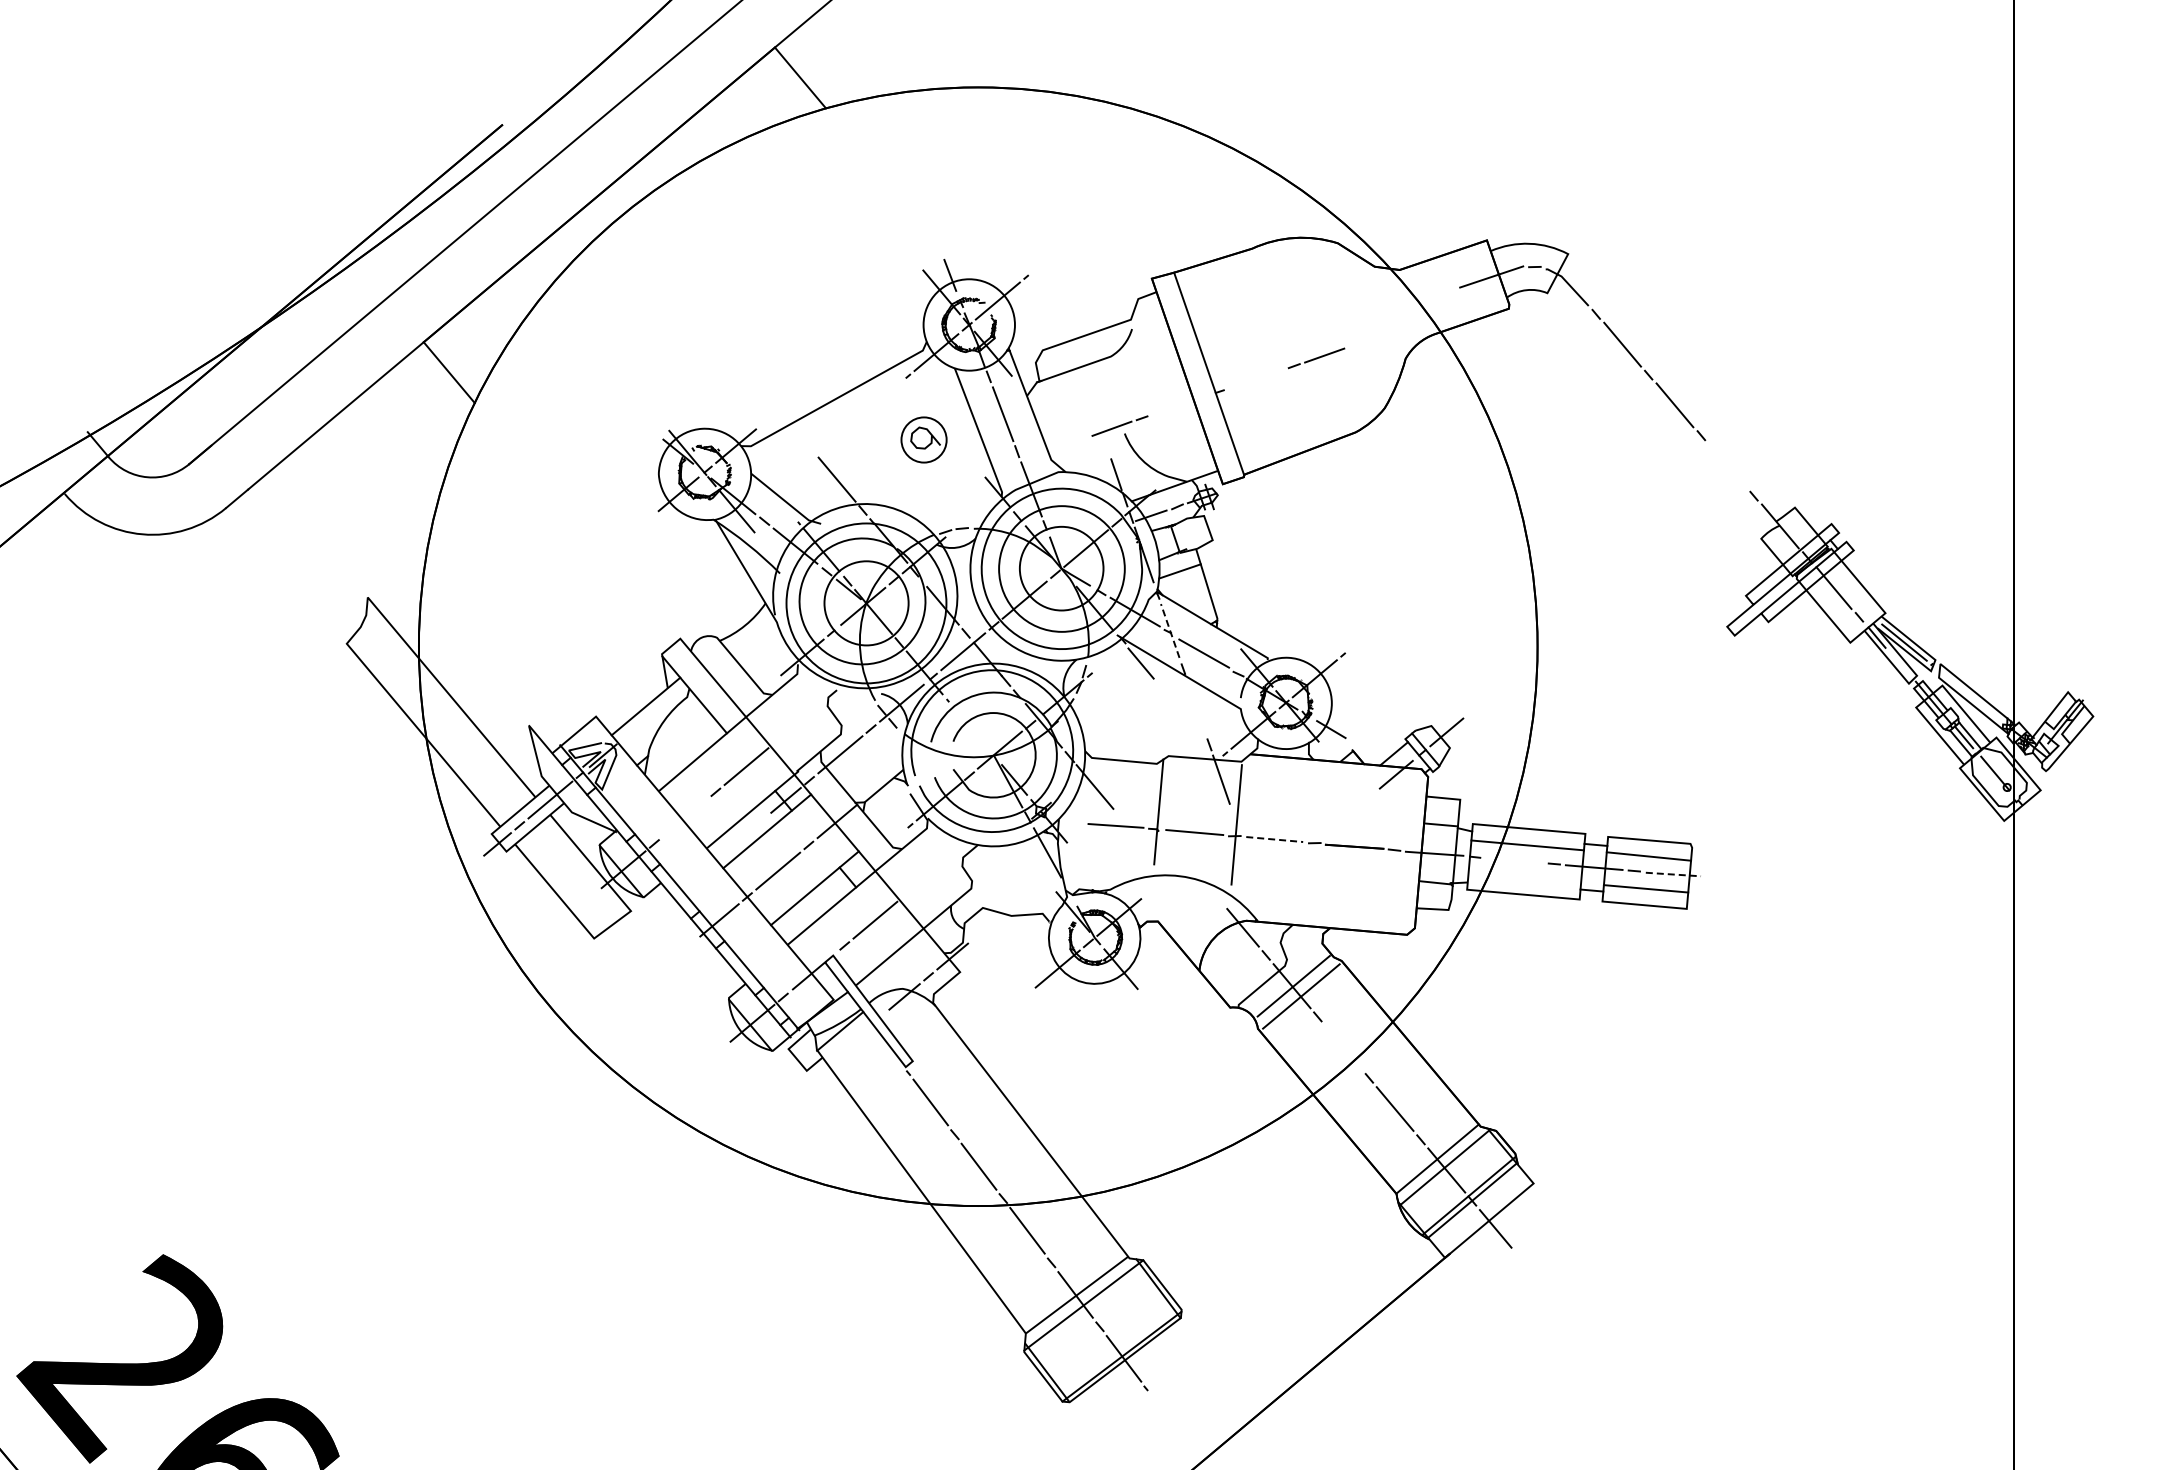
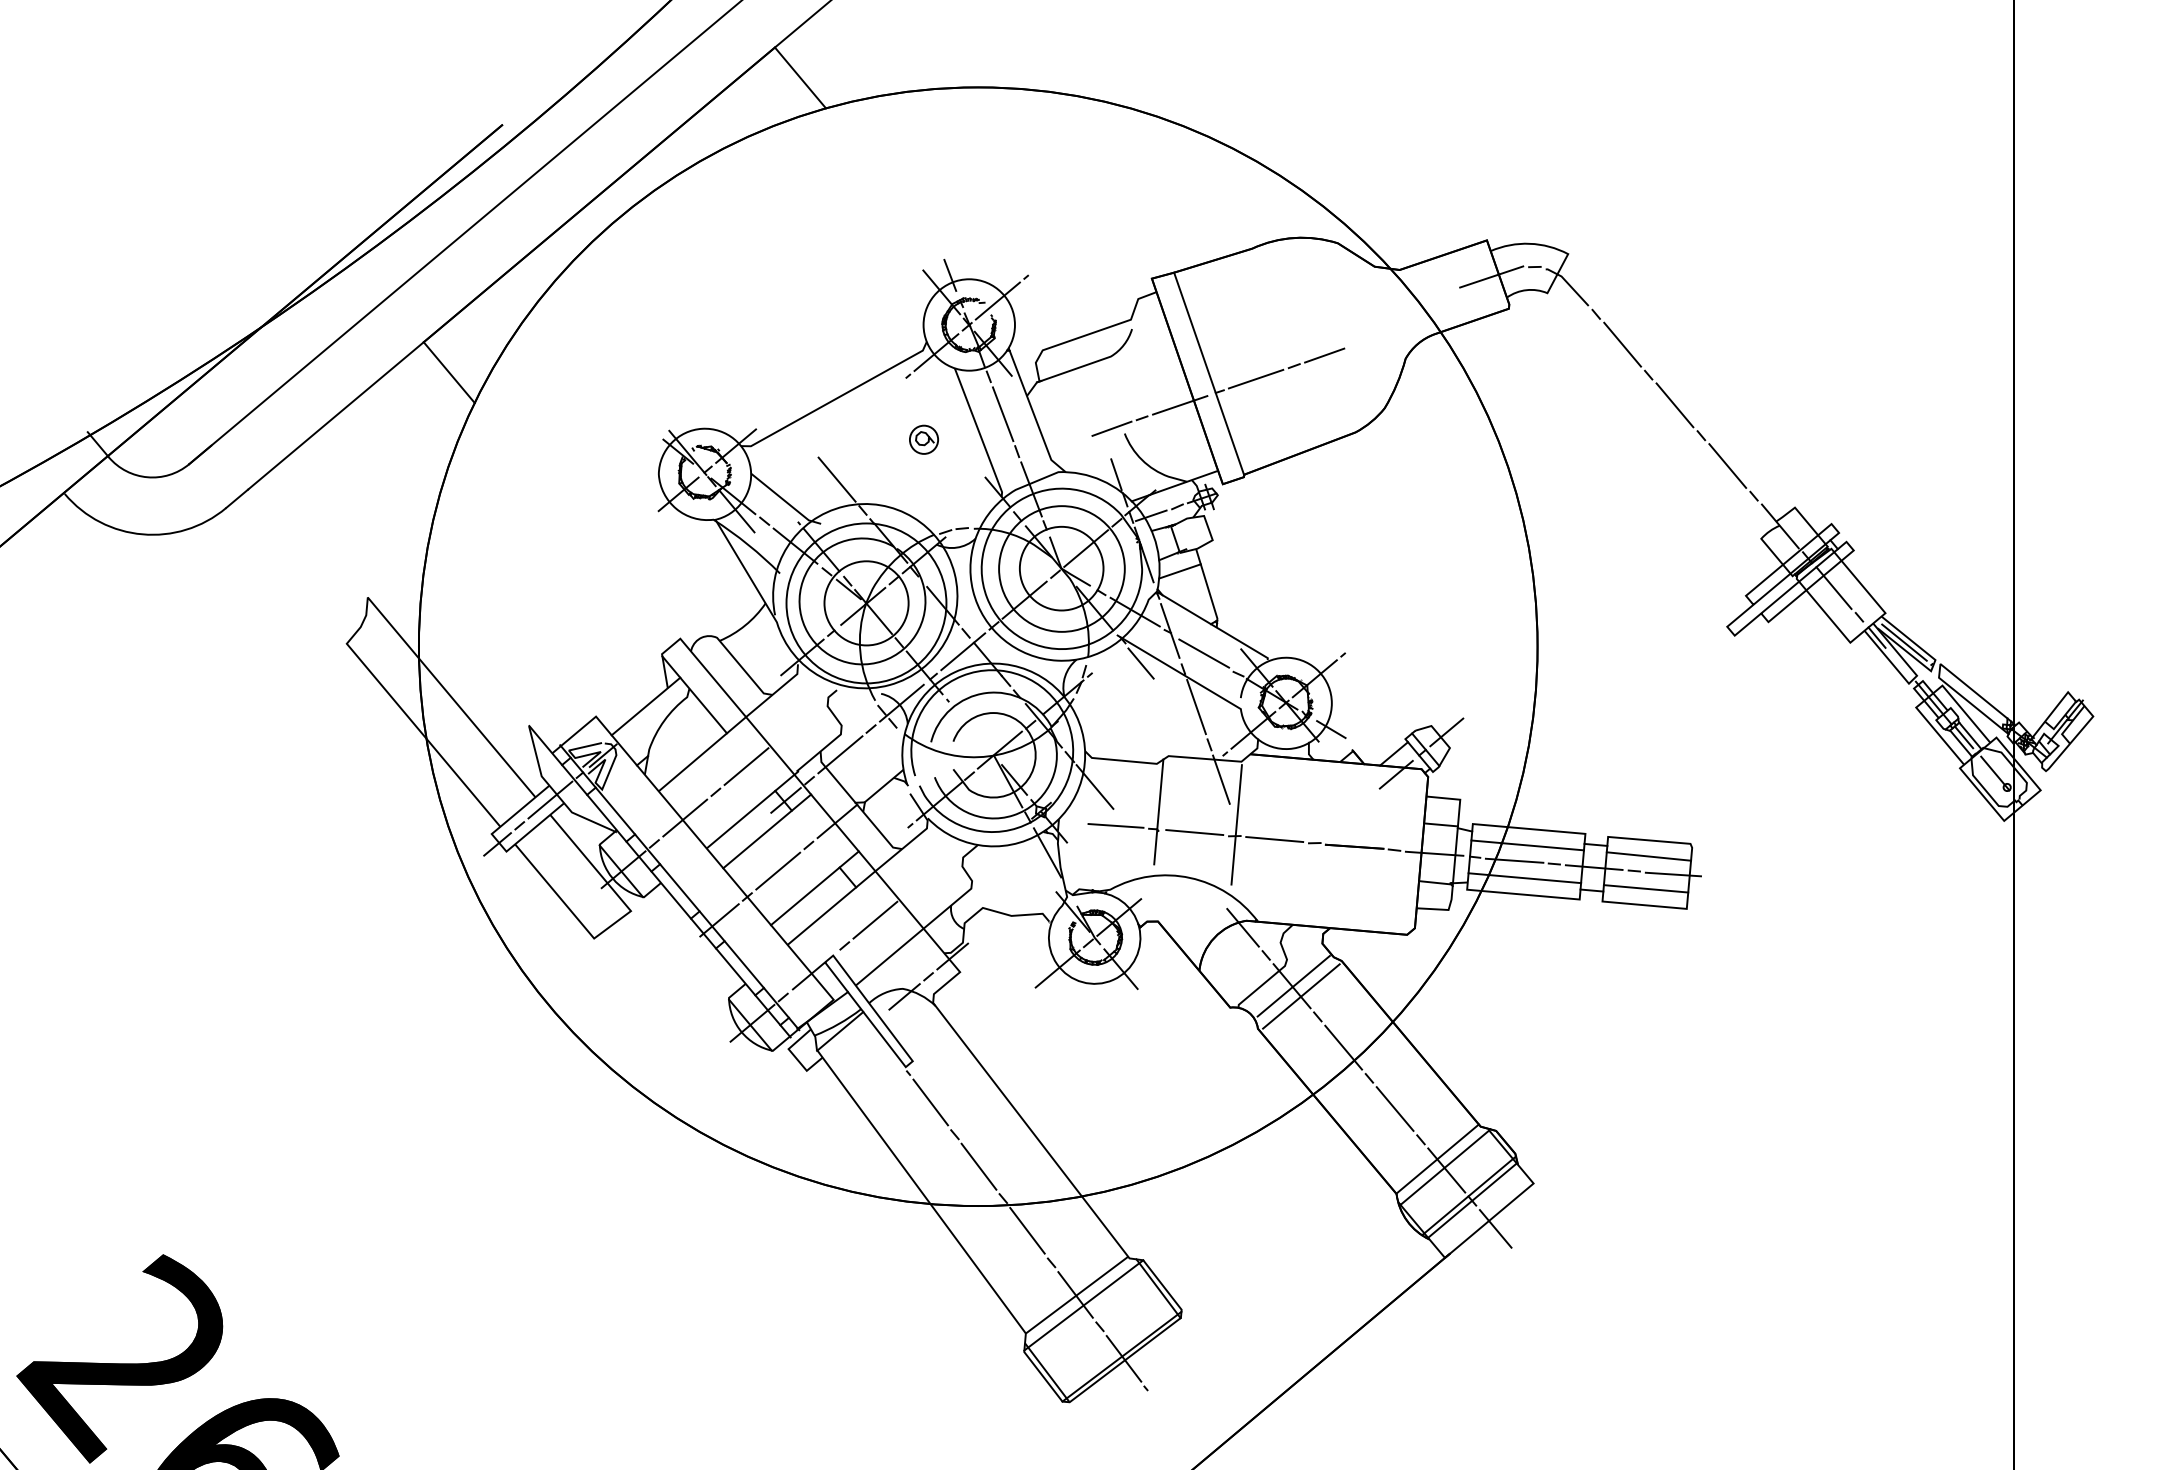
line: none -> present (1255, 378)
line: none -> present (1180, 405)
part size: 48x48 px -> 30x31 px (923, 439)
line: none -> present (1727, 465)
line: dashed -> solid (1170, 630)
line: none -> present (1196, 707)
line: none -> present (685, 817)
line: dashed -> solid (1274, 839)
line: none -> present (1514, 860)
line: dashed -> solid (1673, 874)
line: none -> present (1524, 878)
line: none -> present (1343, 1047)
